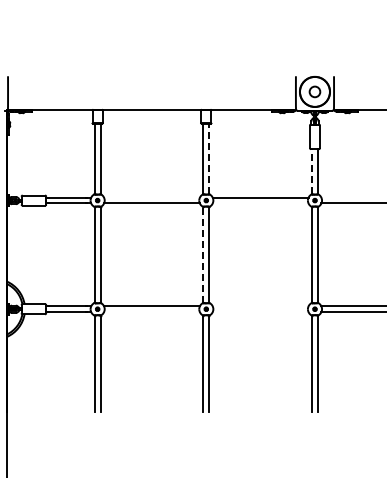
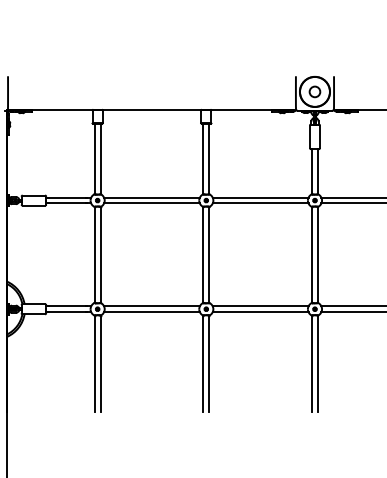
line: dashed -> solid (209, 158)
line: dashed -> solid (312, 171)
line: none -> present (151, 197)
line: none -> present (352, 197)
line: none -> present (260, 203)
line: dashed -> solid (203, 254)
line: none -> present (260, 306)
line: none -> present (151, 312)
line: none -> present (260, 312)
